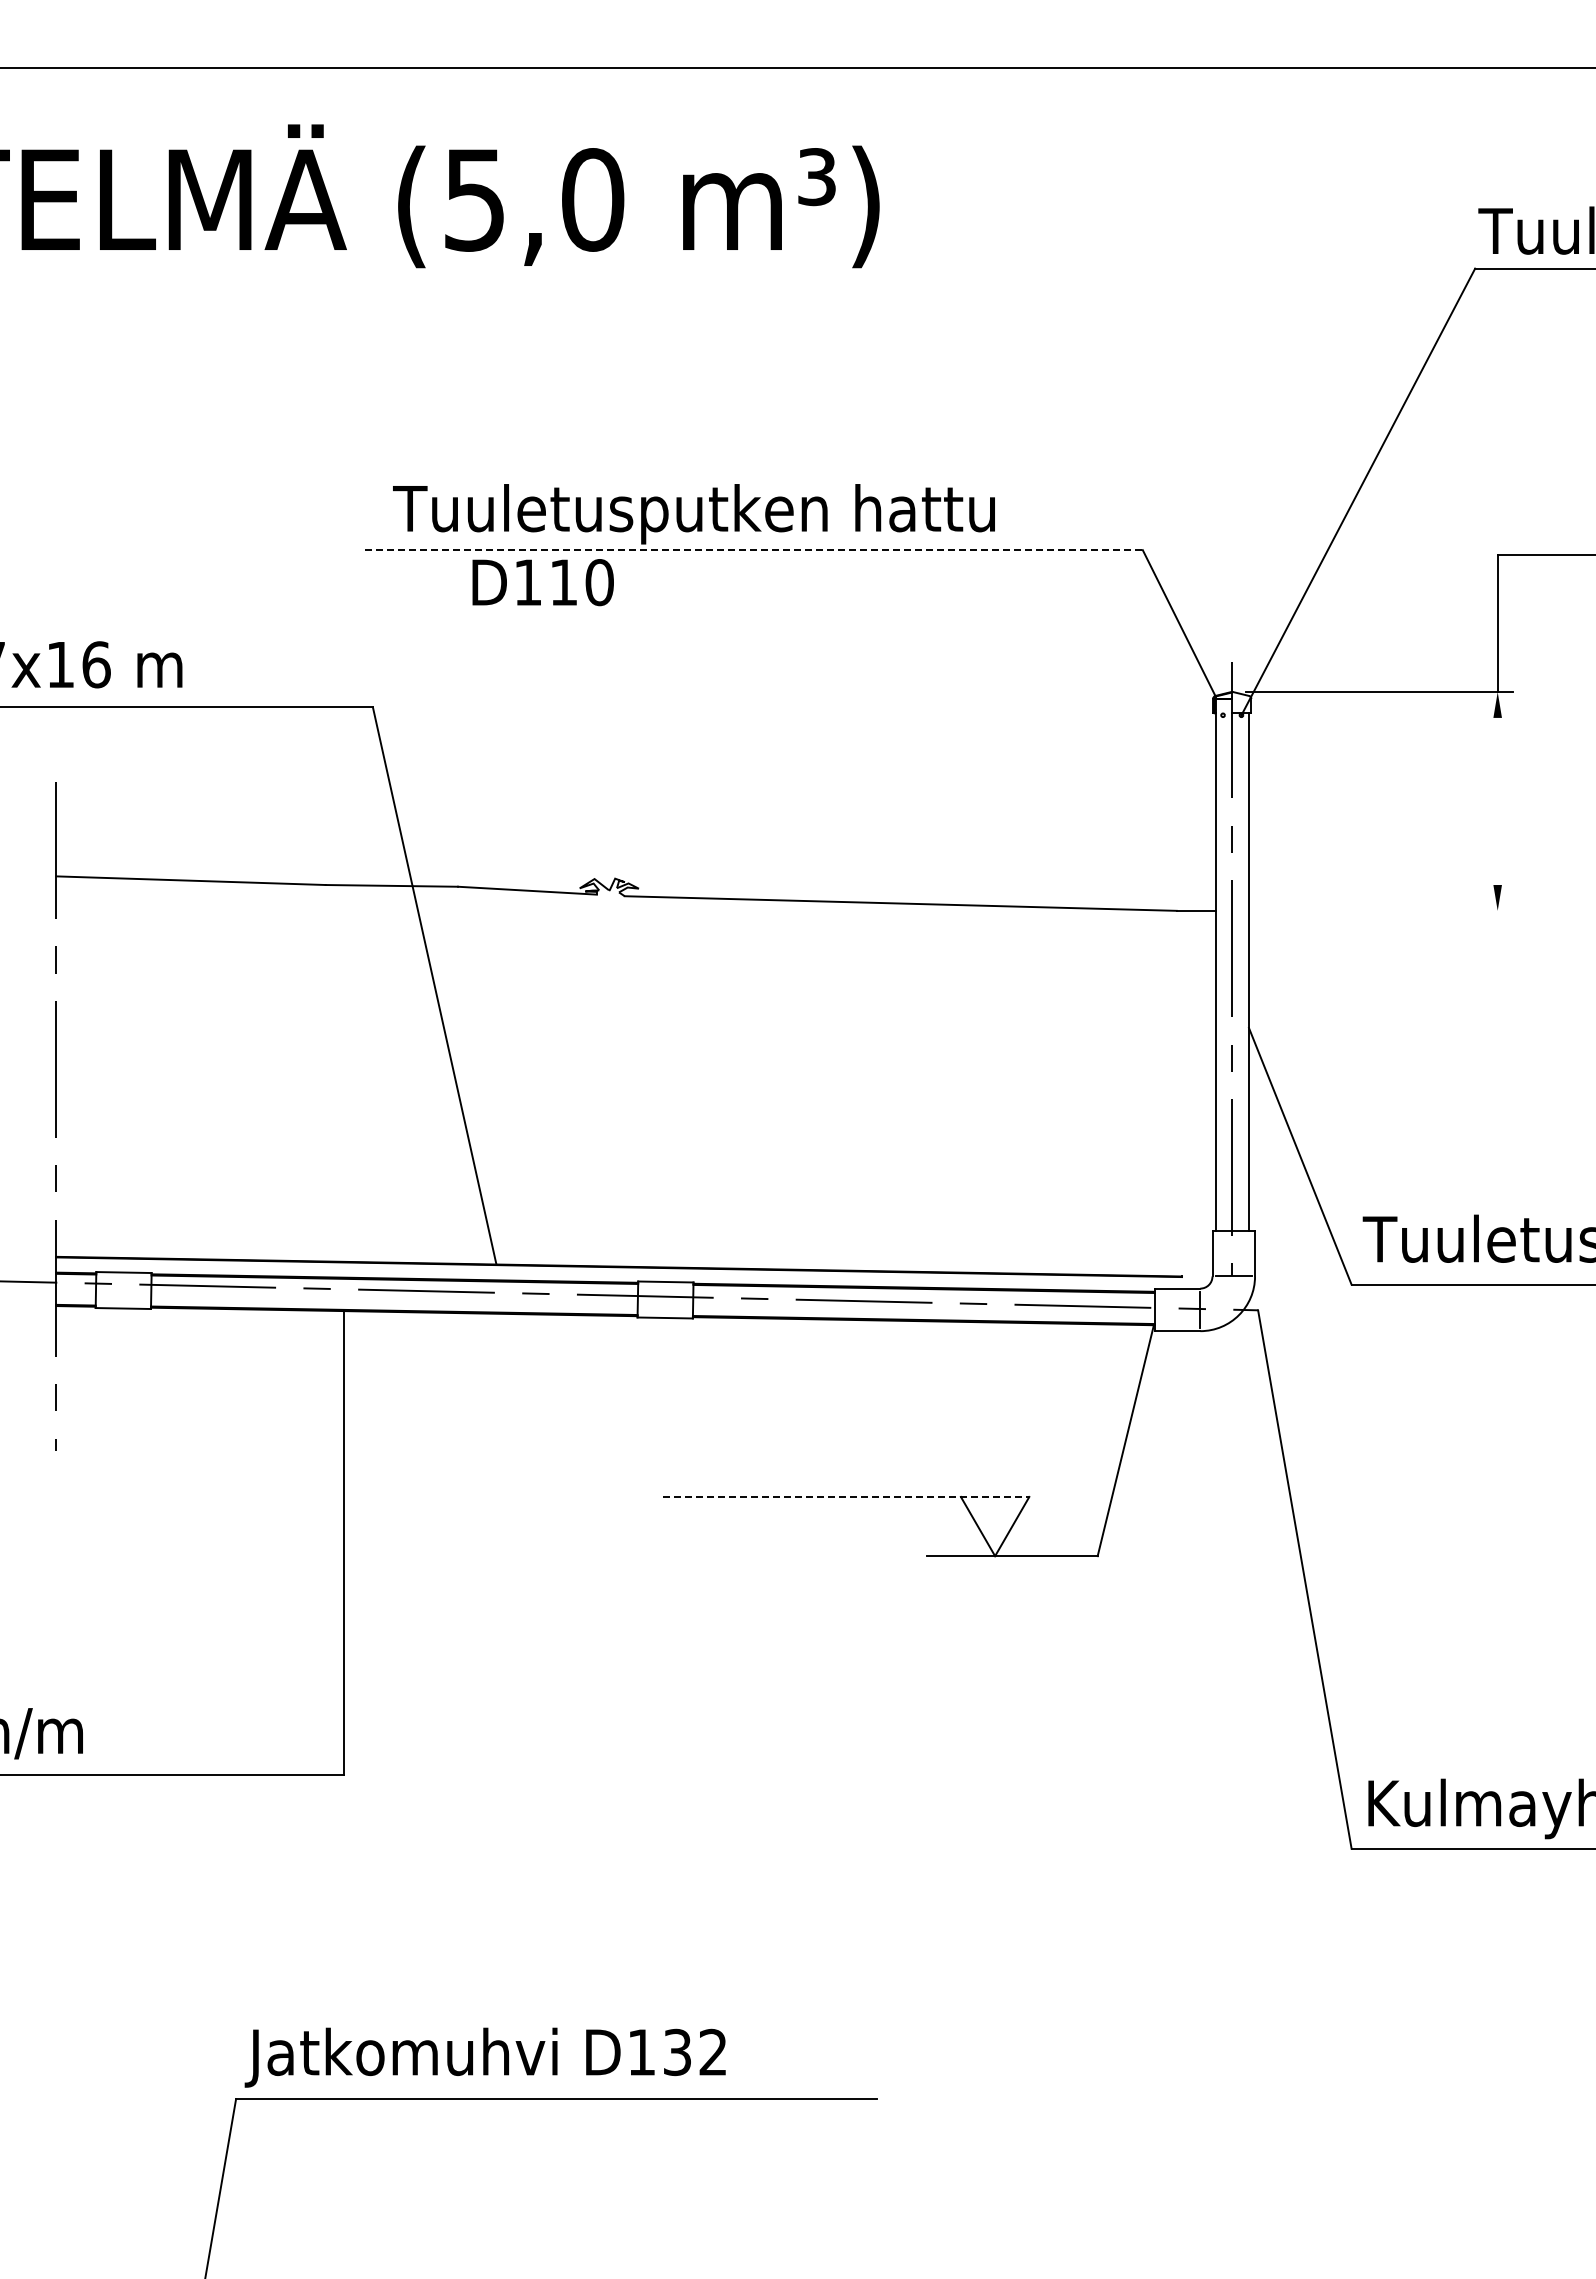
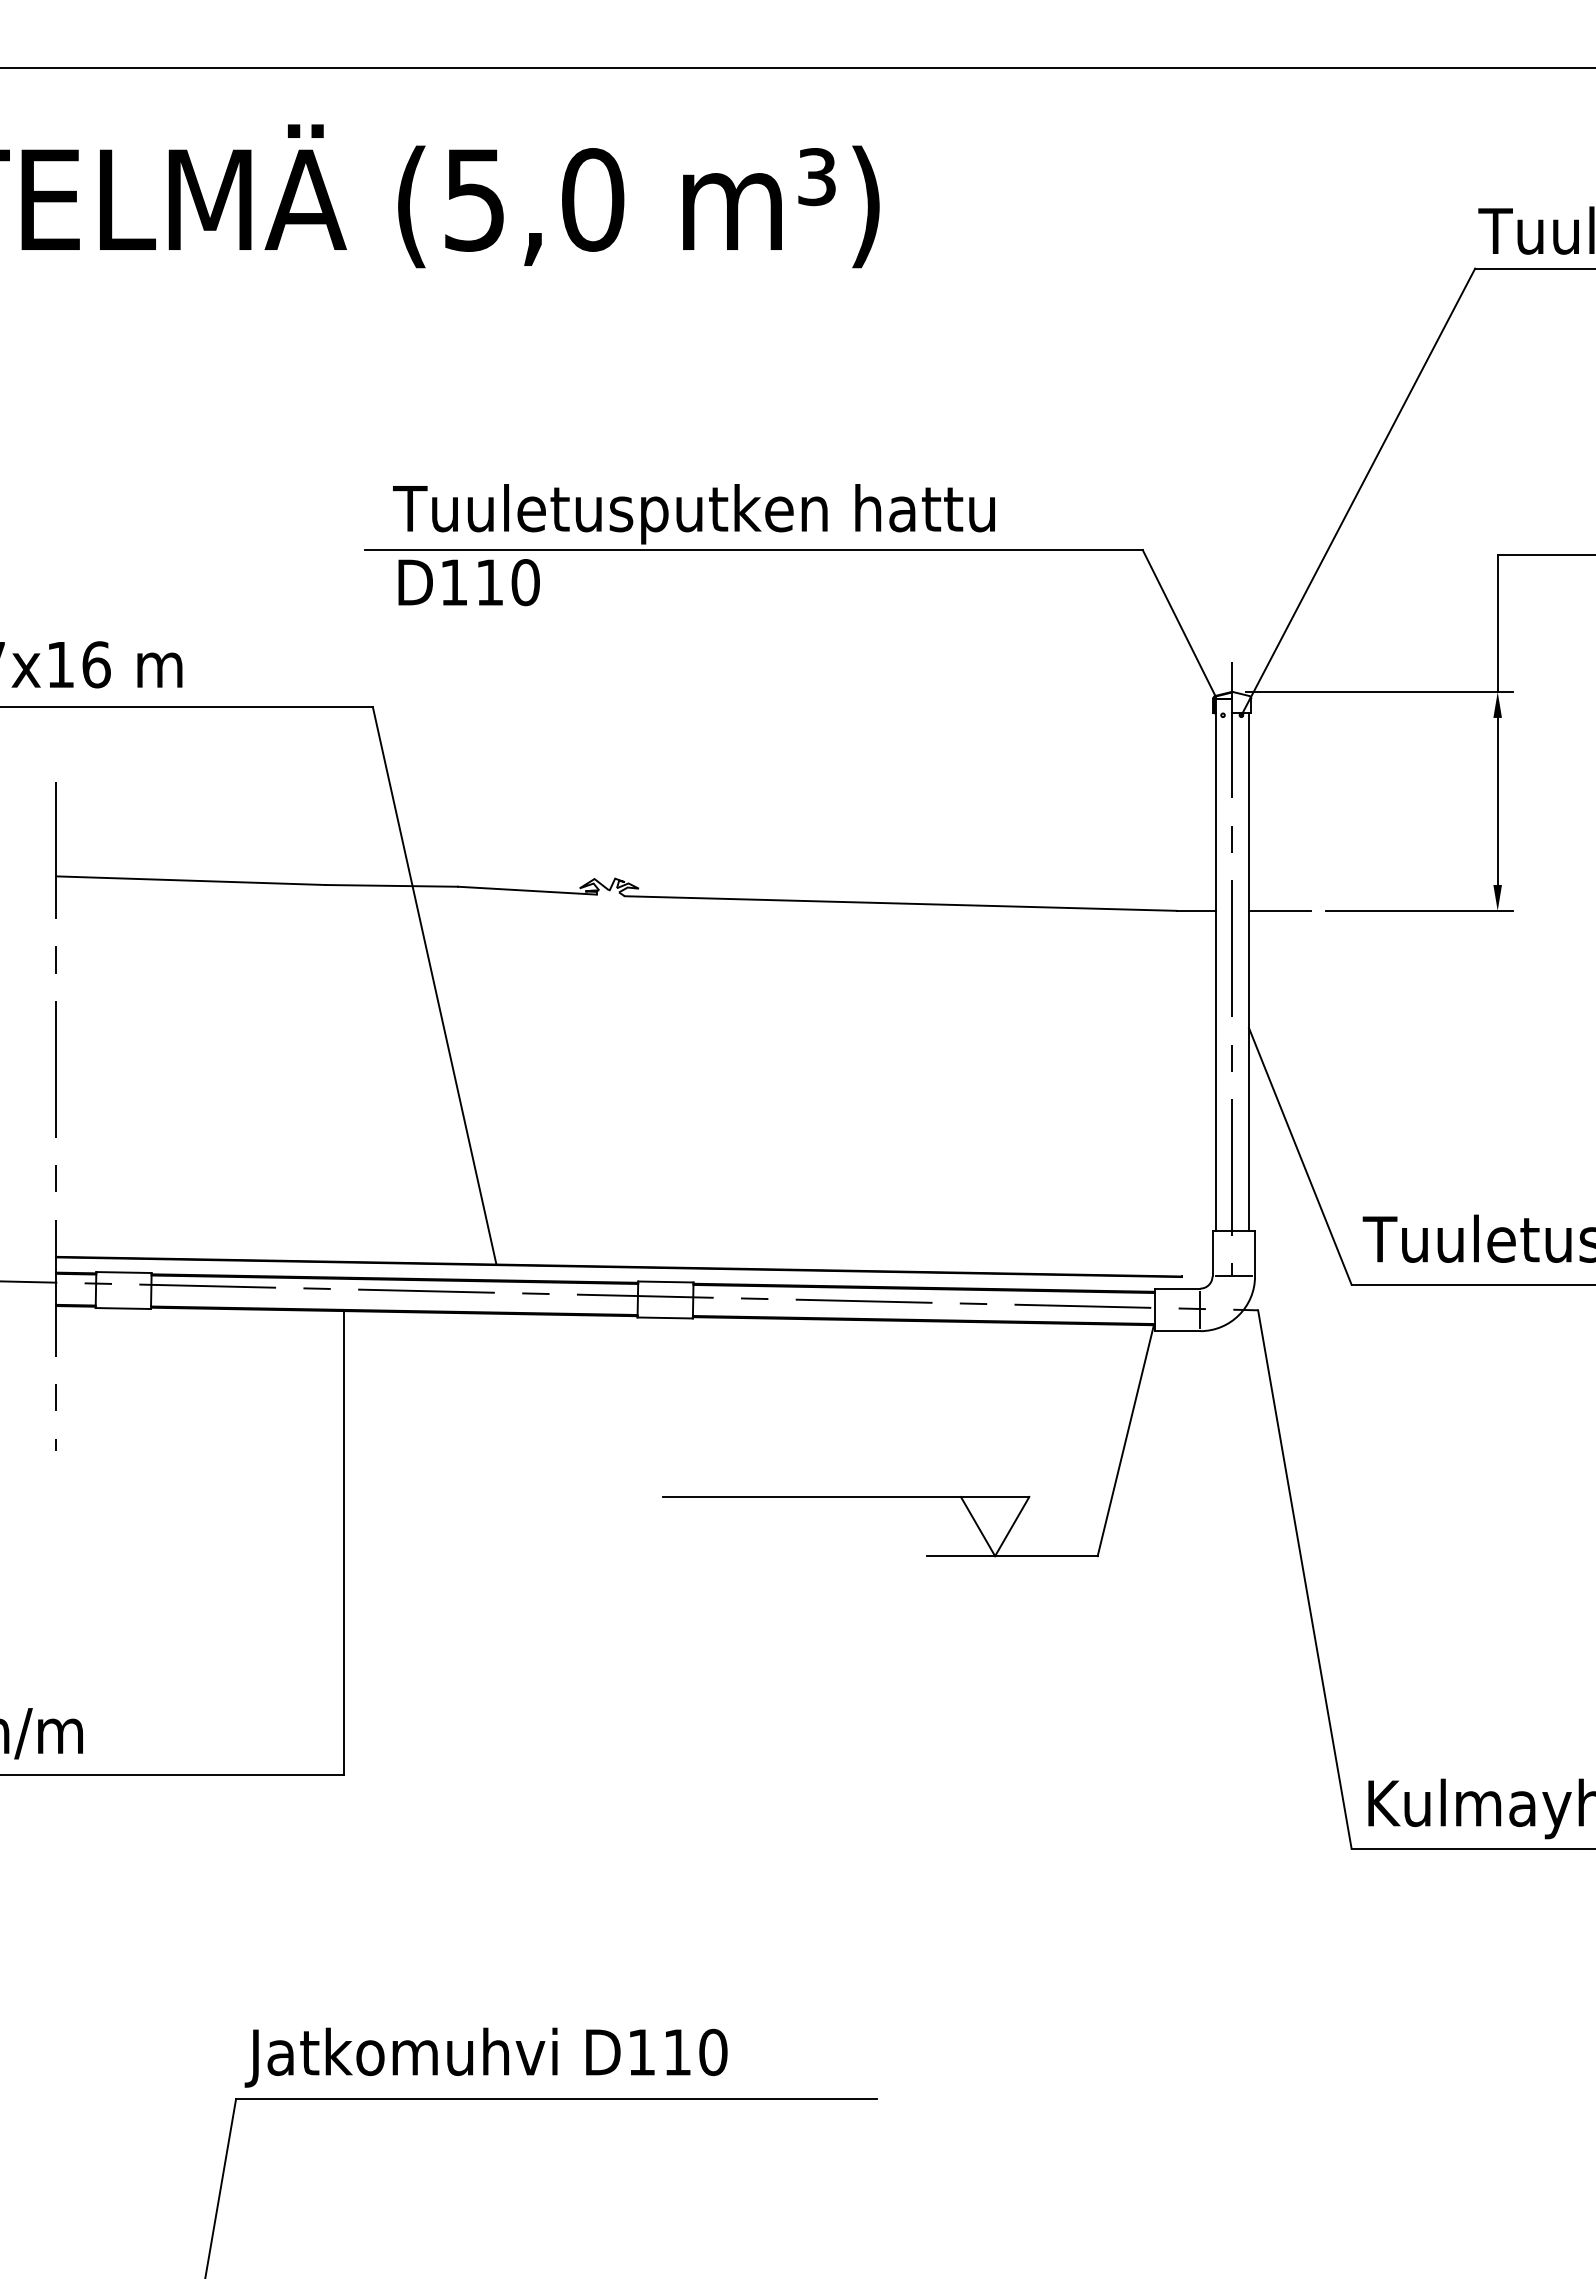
line: dashed -> solid (753, 550)
text position: (542, 582) -> (468, 582) (468, 582)
line: none -> present (1497, 801)
line: none -> present (1279, 910)
line: none -> present (1419, 910)
line: dashed -> solid (846, 1496)
text: D132 -> D110 (695, 2052)
